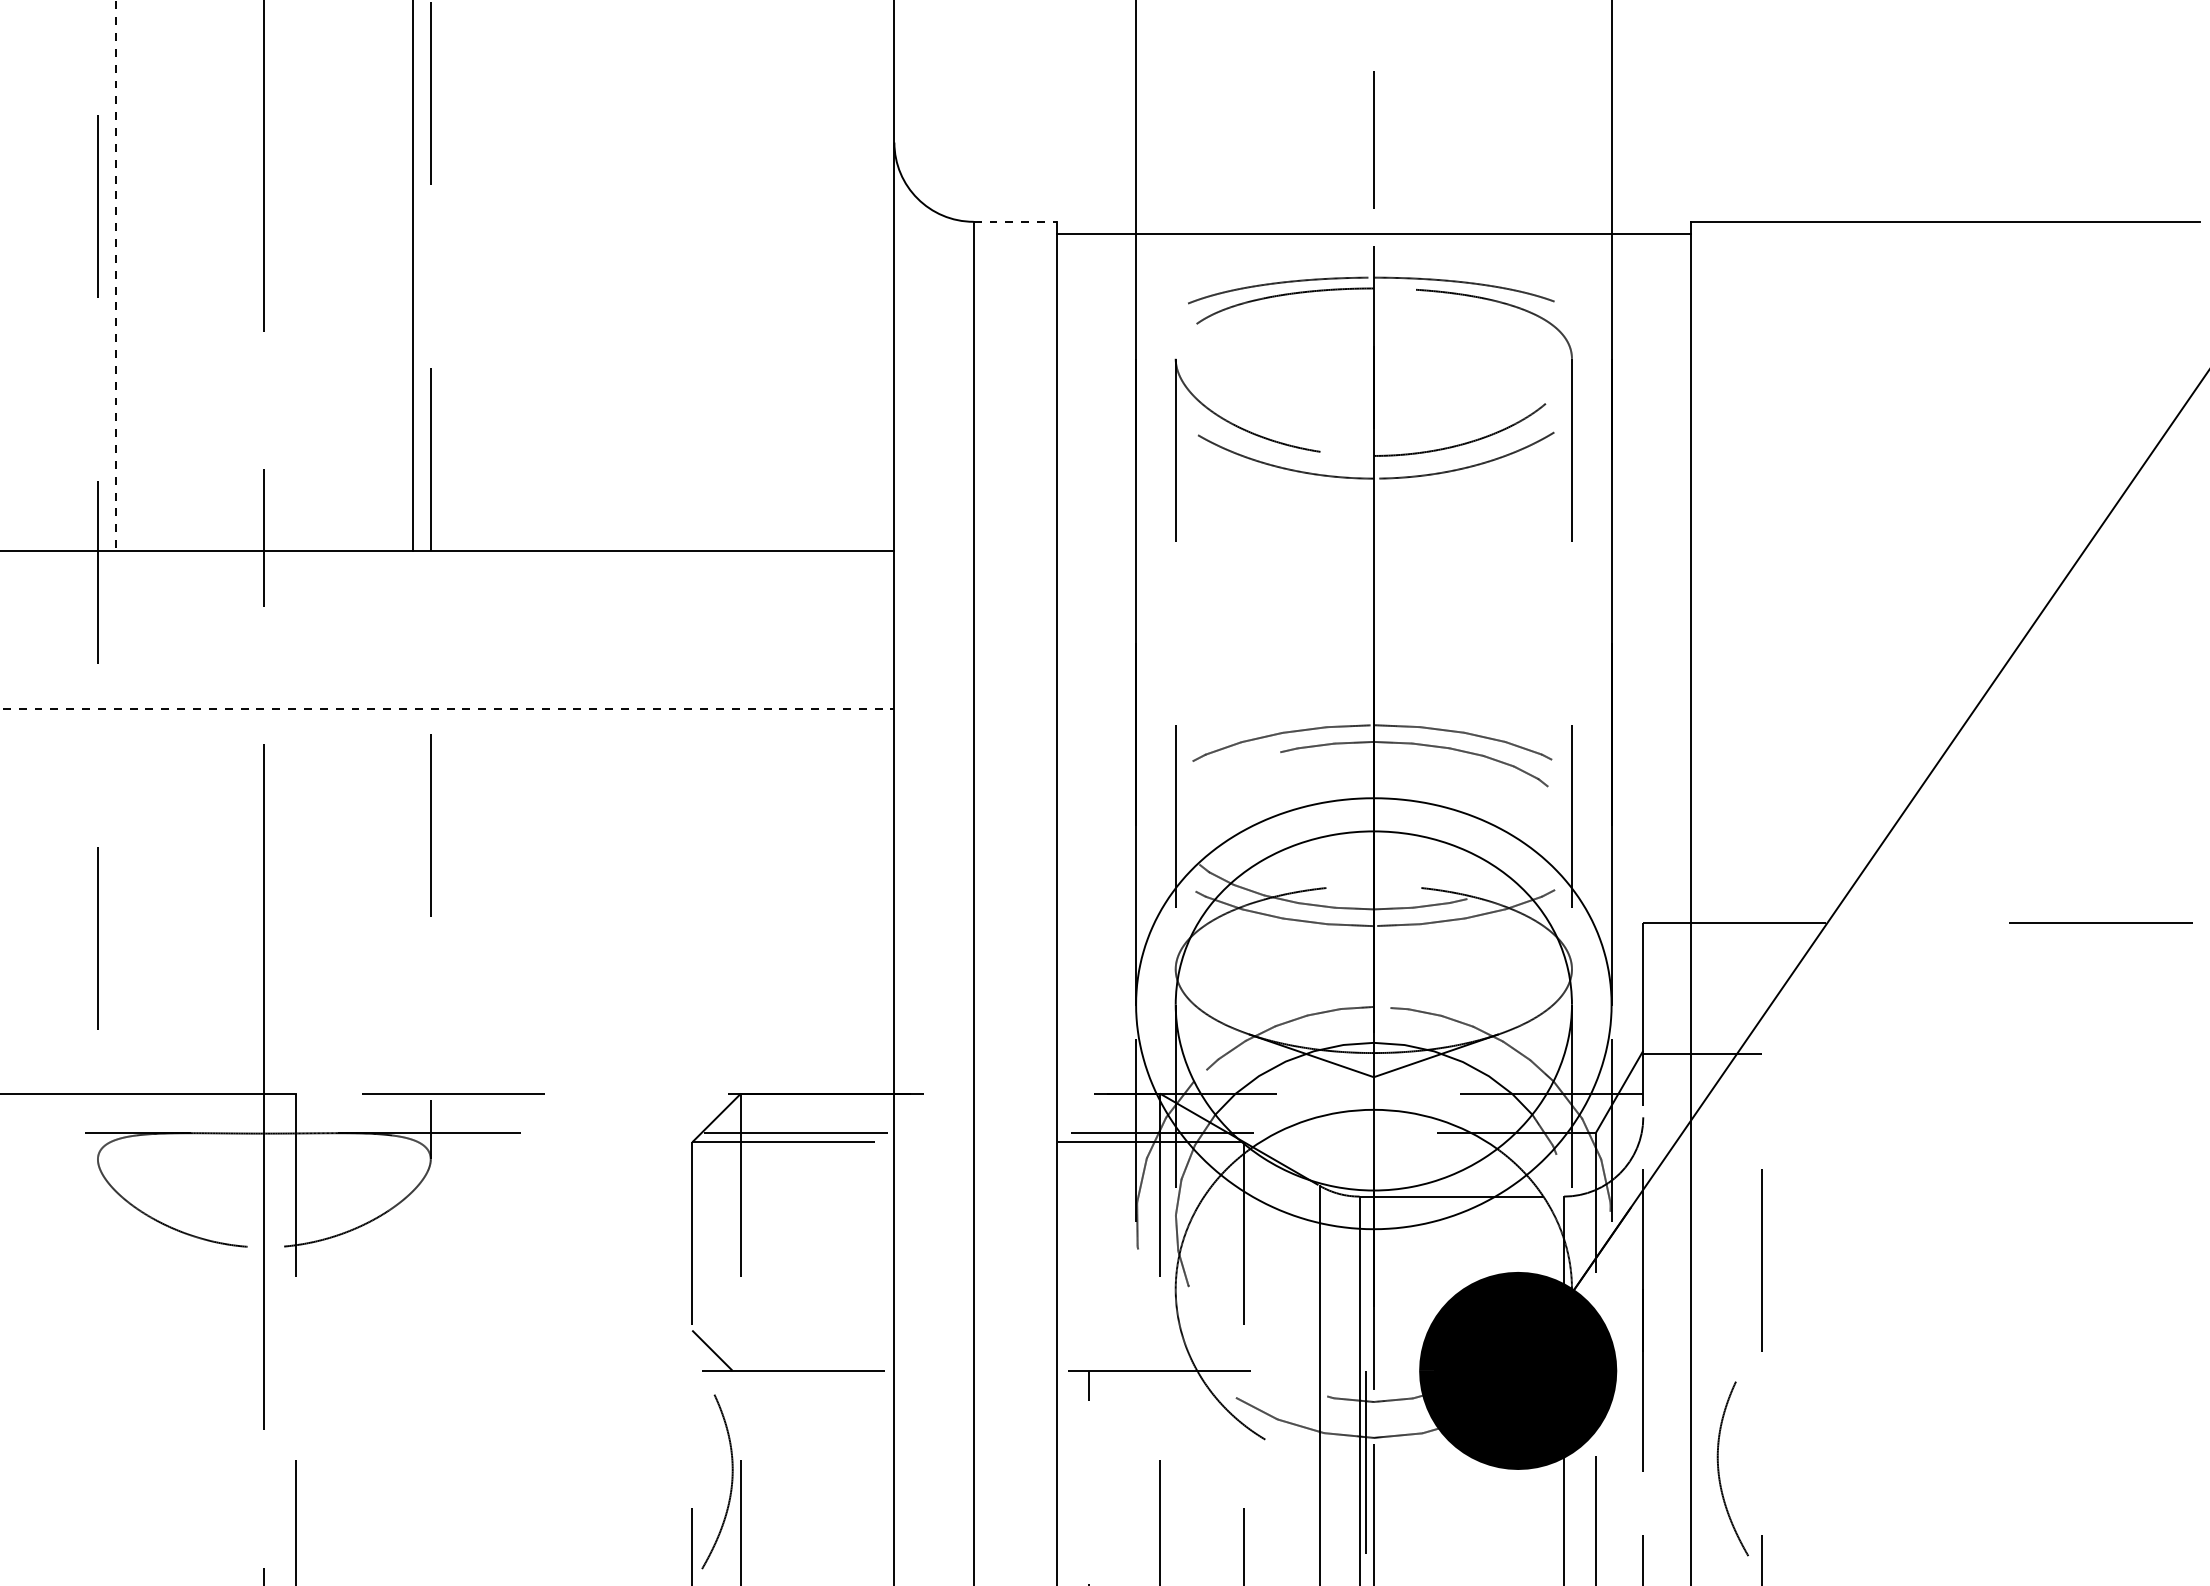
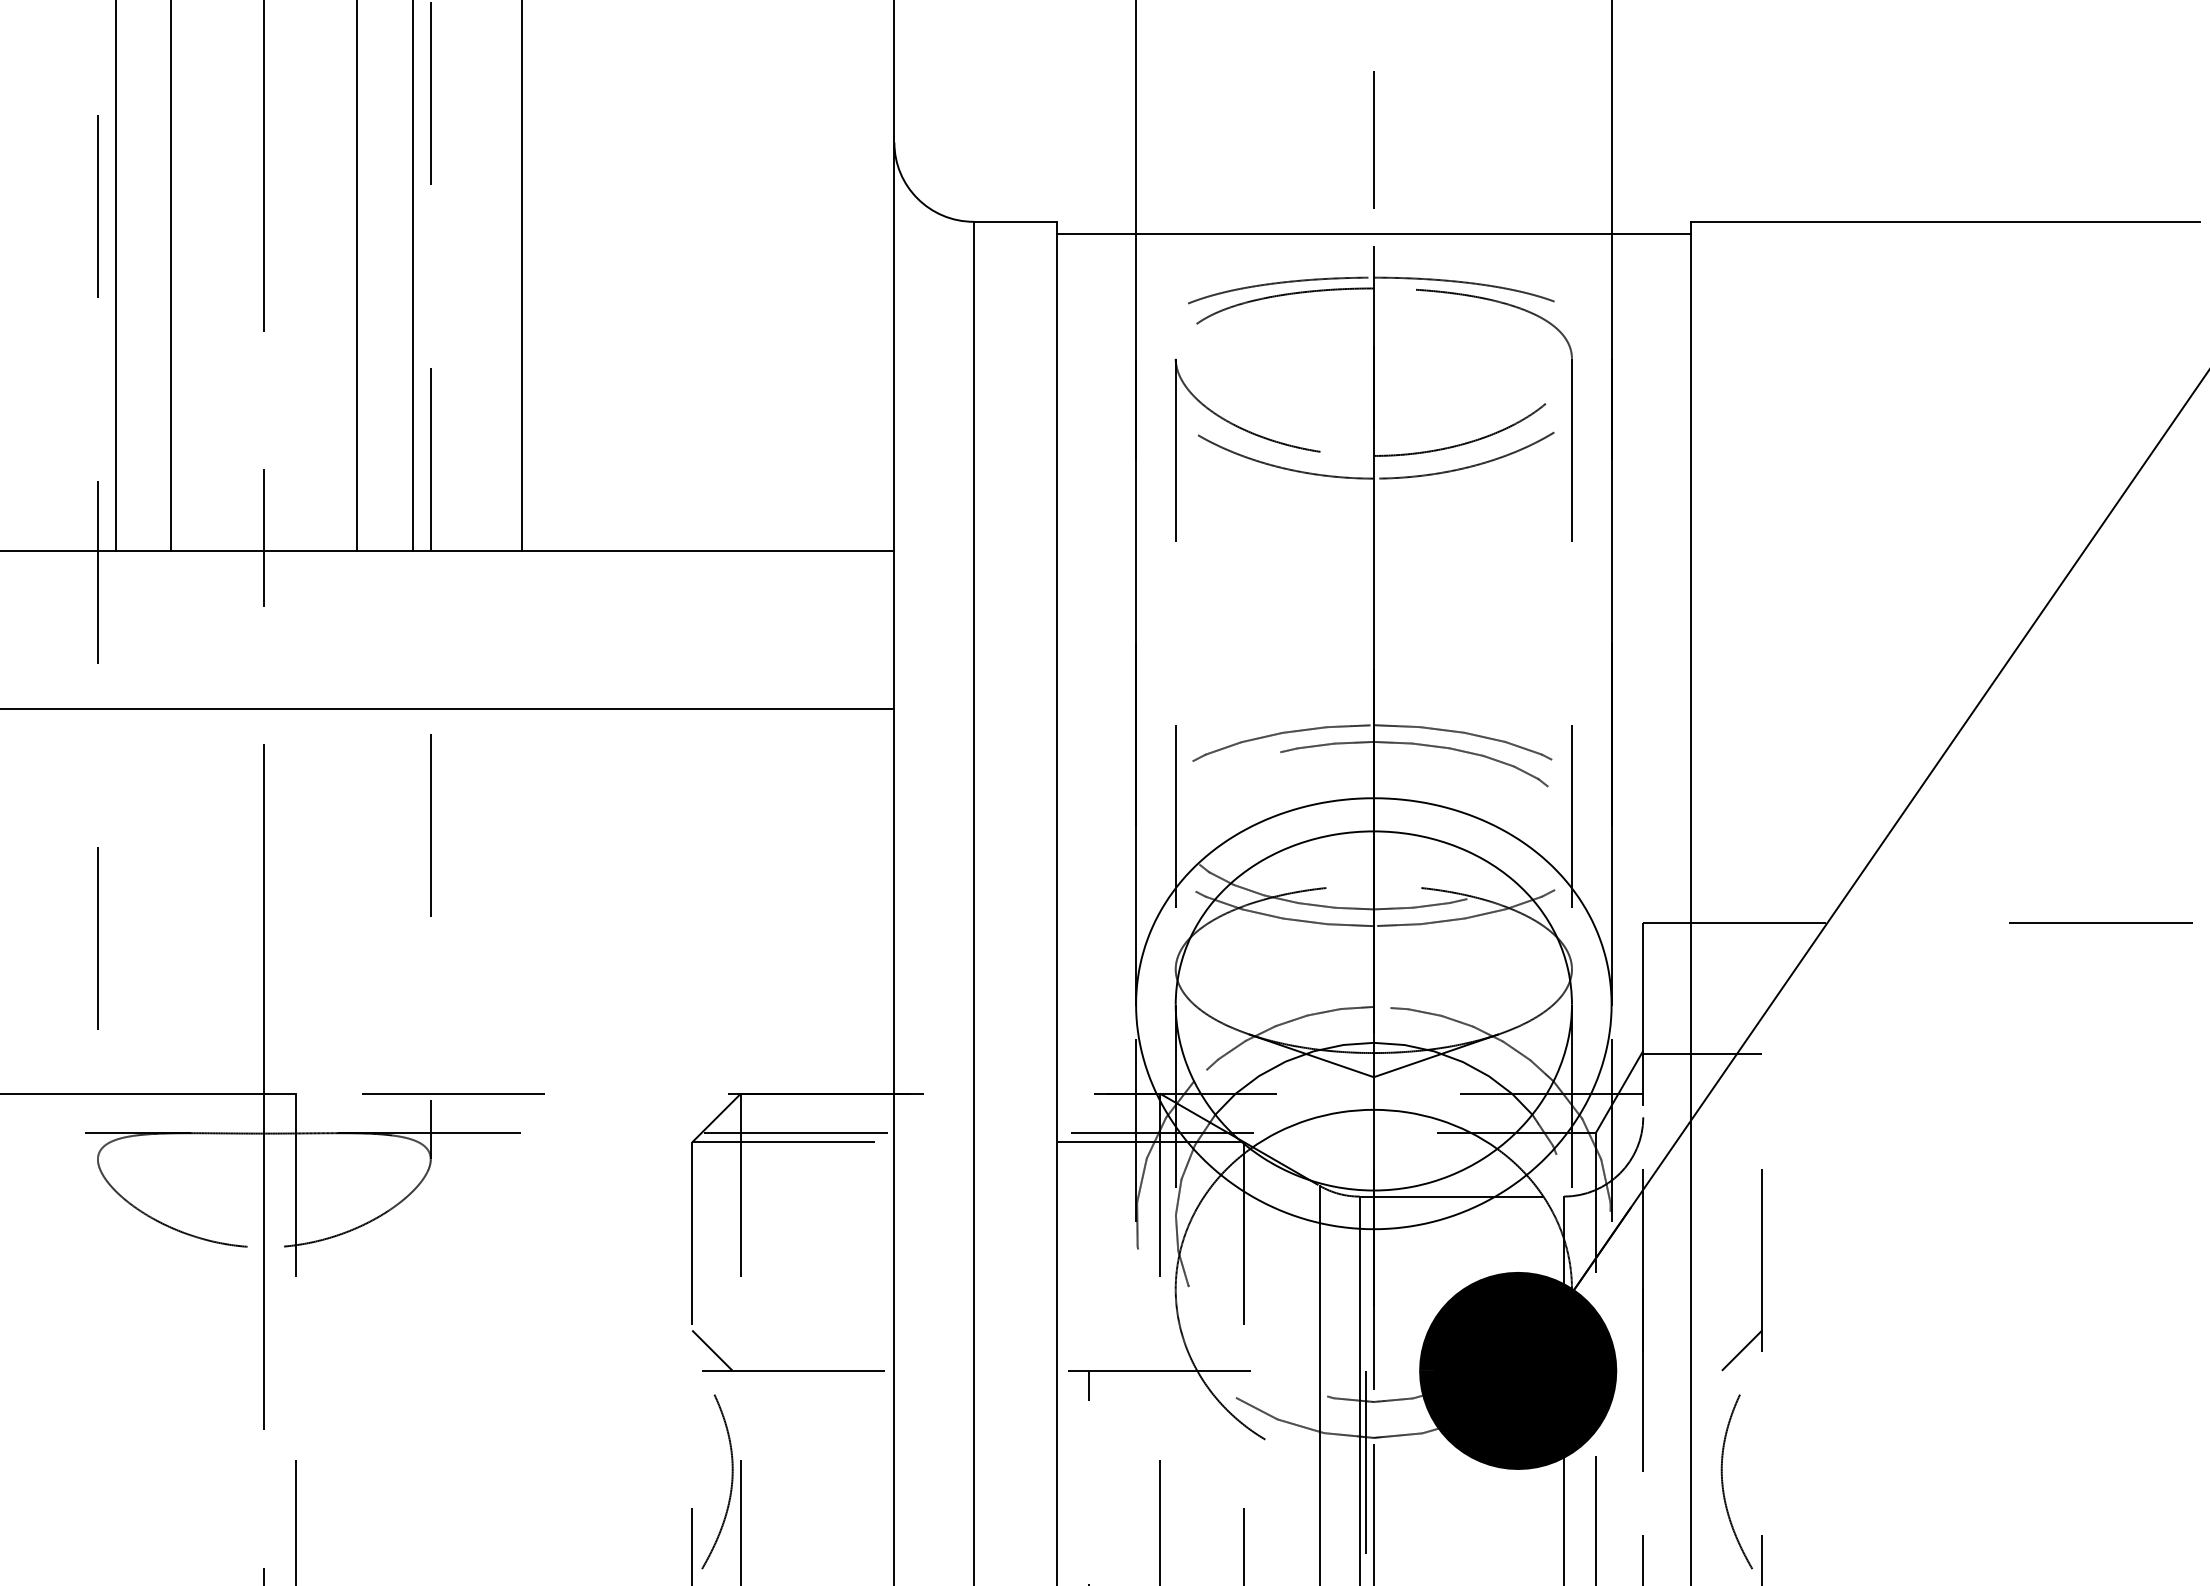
line: dashed -> solid (1015, 221)
line: dashed -> solid (115, 275)
line: none -> present (171, 276)
line: none -> present (357, 276)
line: none -> present (521, 276)
line: dashed -> solid (447, 709)
line: none -> present (1741, 1350)
curve position: (1719, 1468) -> (1723, 1481) (1723, 1481)
